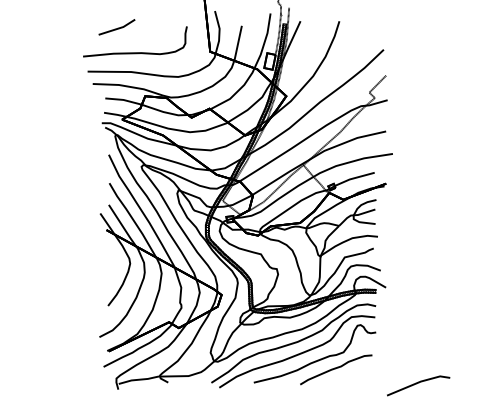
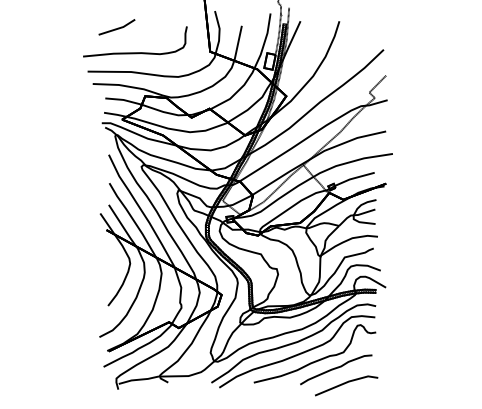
line position: (418, 383) -> (346, 383) (346, 383)
